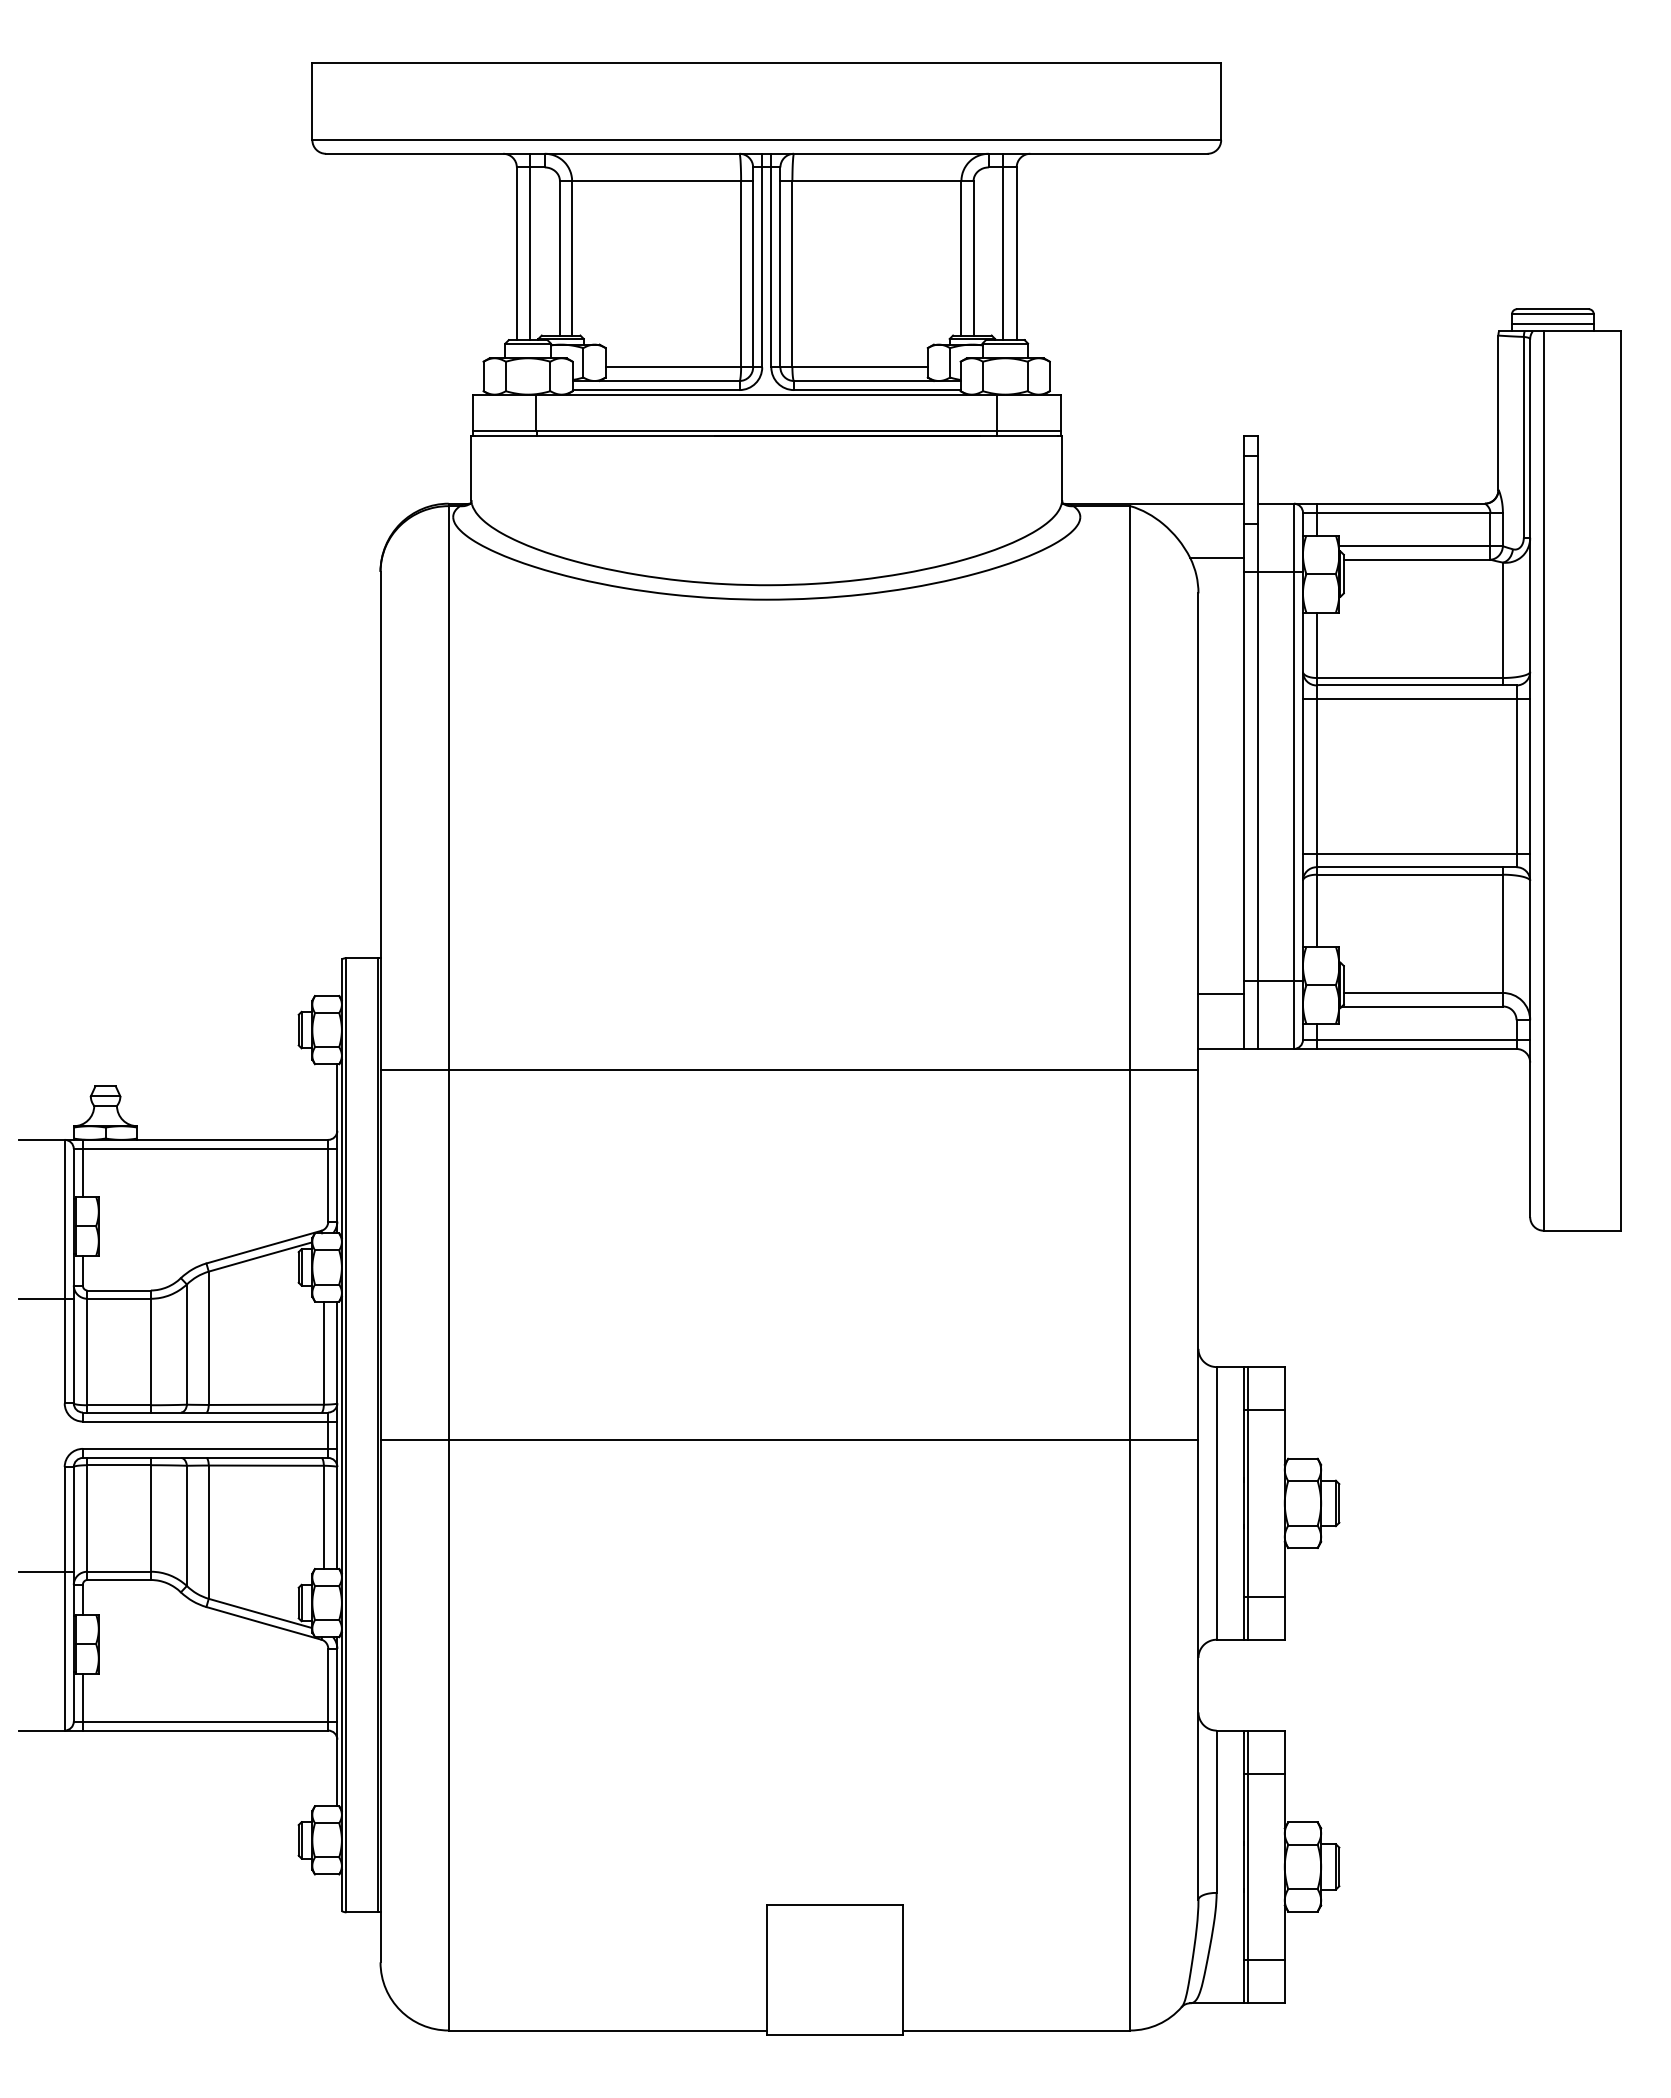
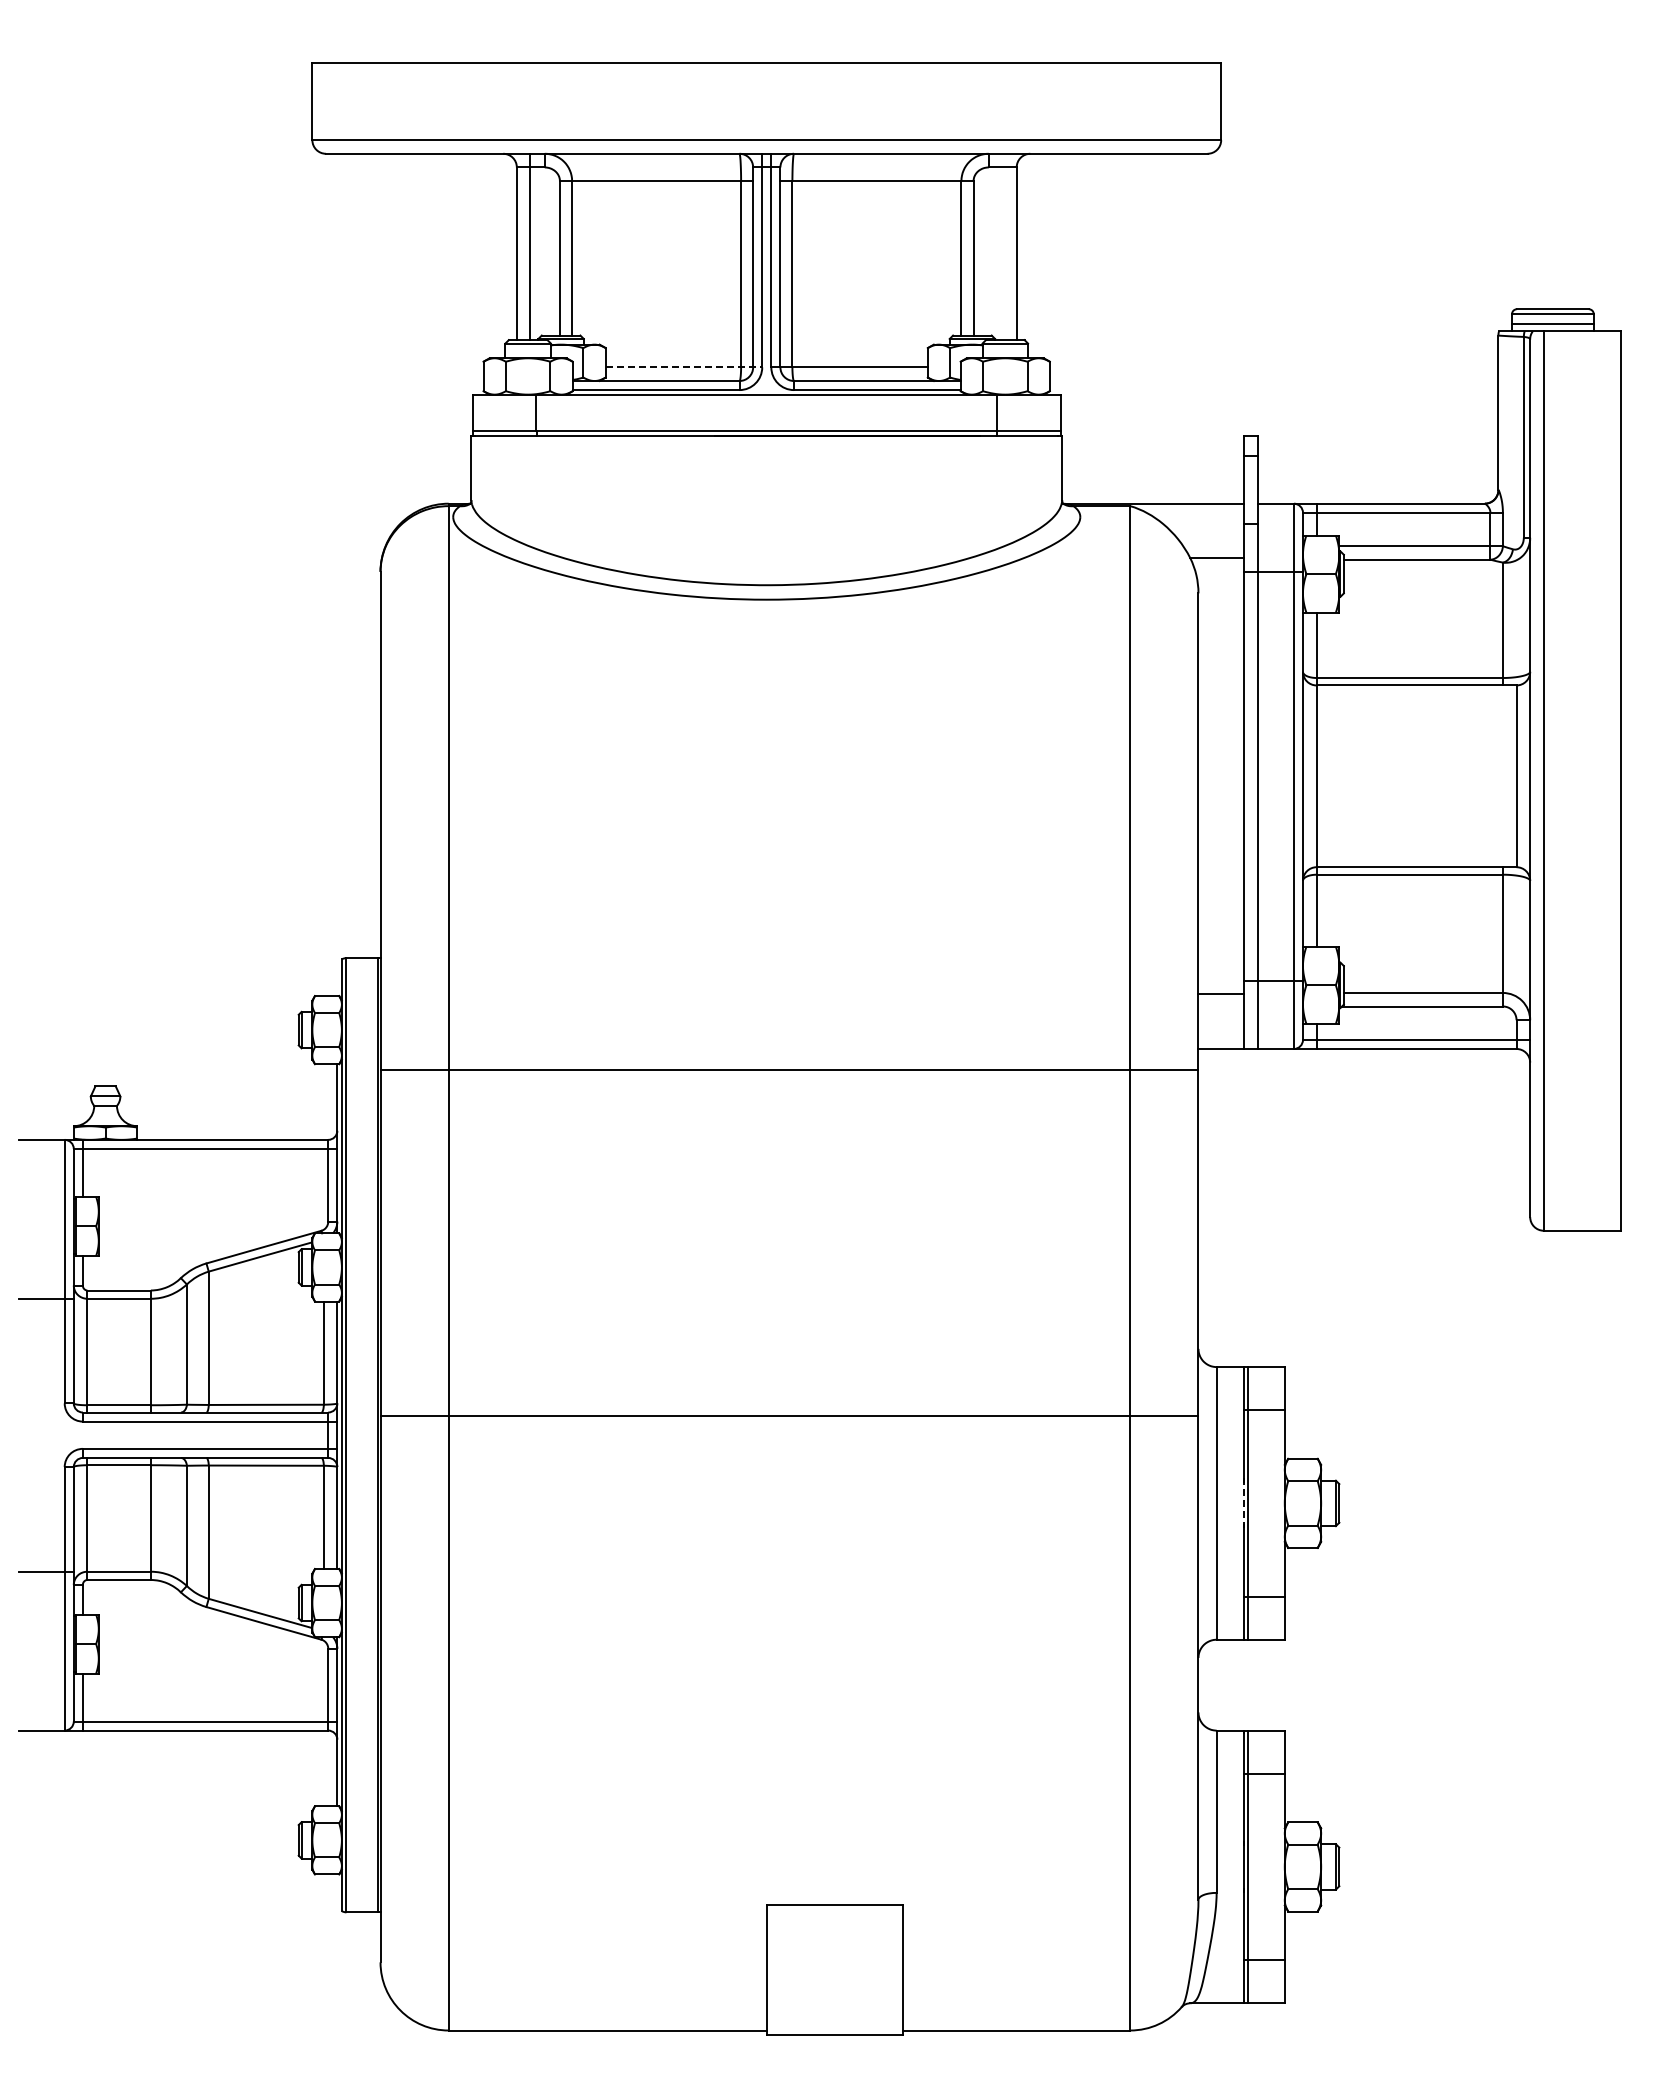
line: present -> none (1003, 246)
line: solid -> dashed (684, 367)
line: present -> none (1416, 699)
line: present -> none (1416, 853)
line position: (789, 1439) -> (789, 1415) (789, 1415)
line: solid -> dashed (1243, 1503)
